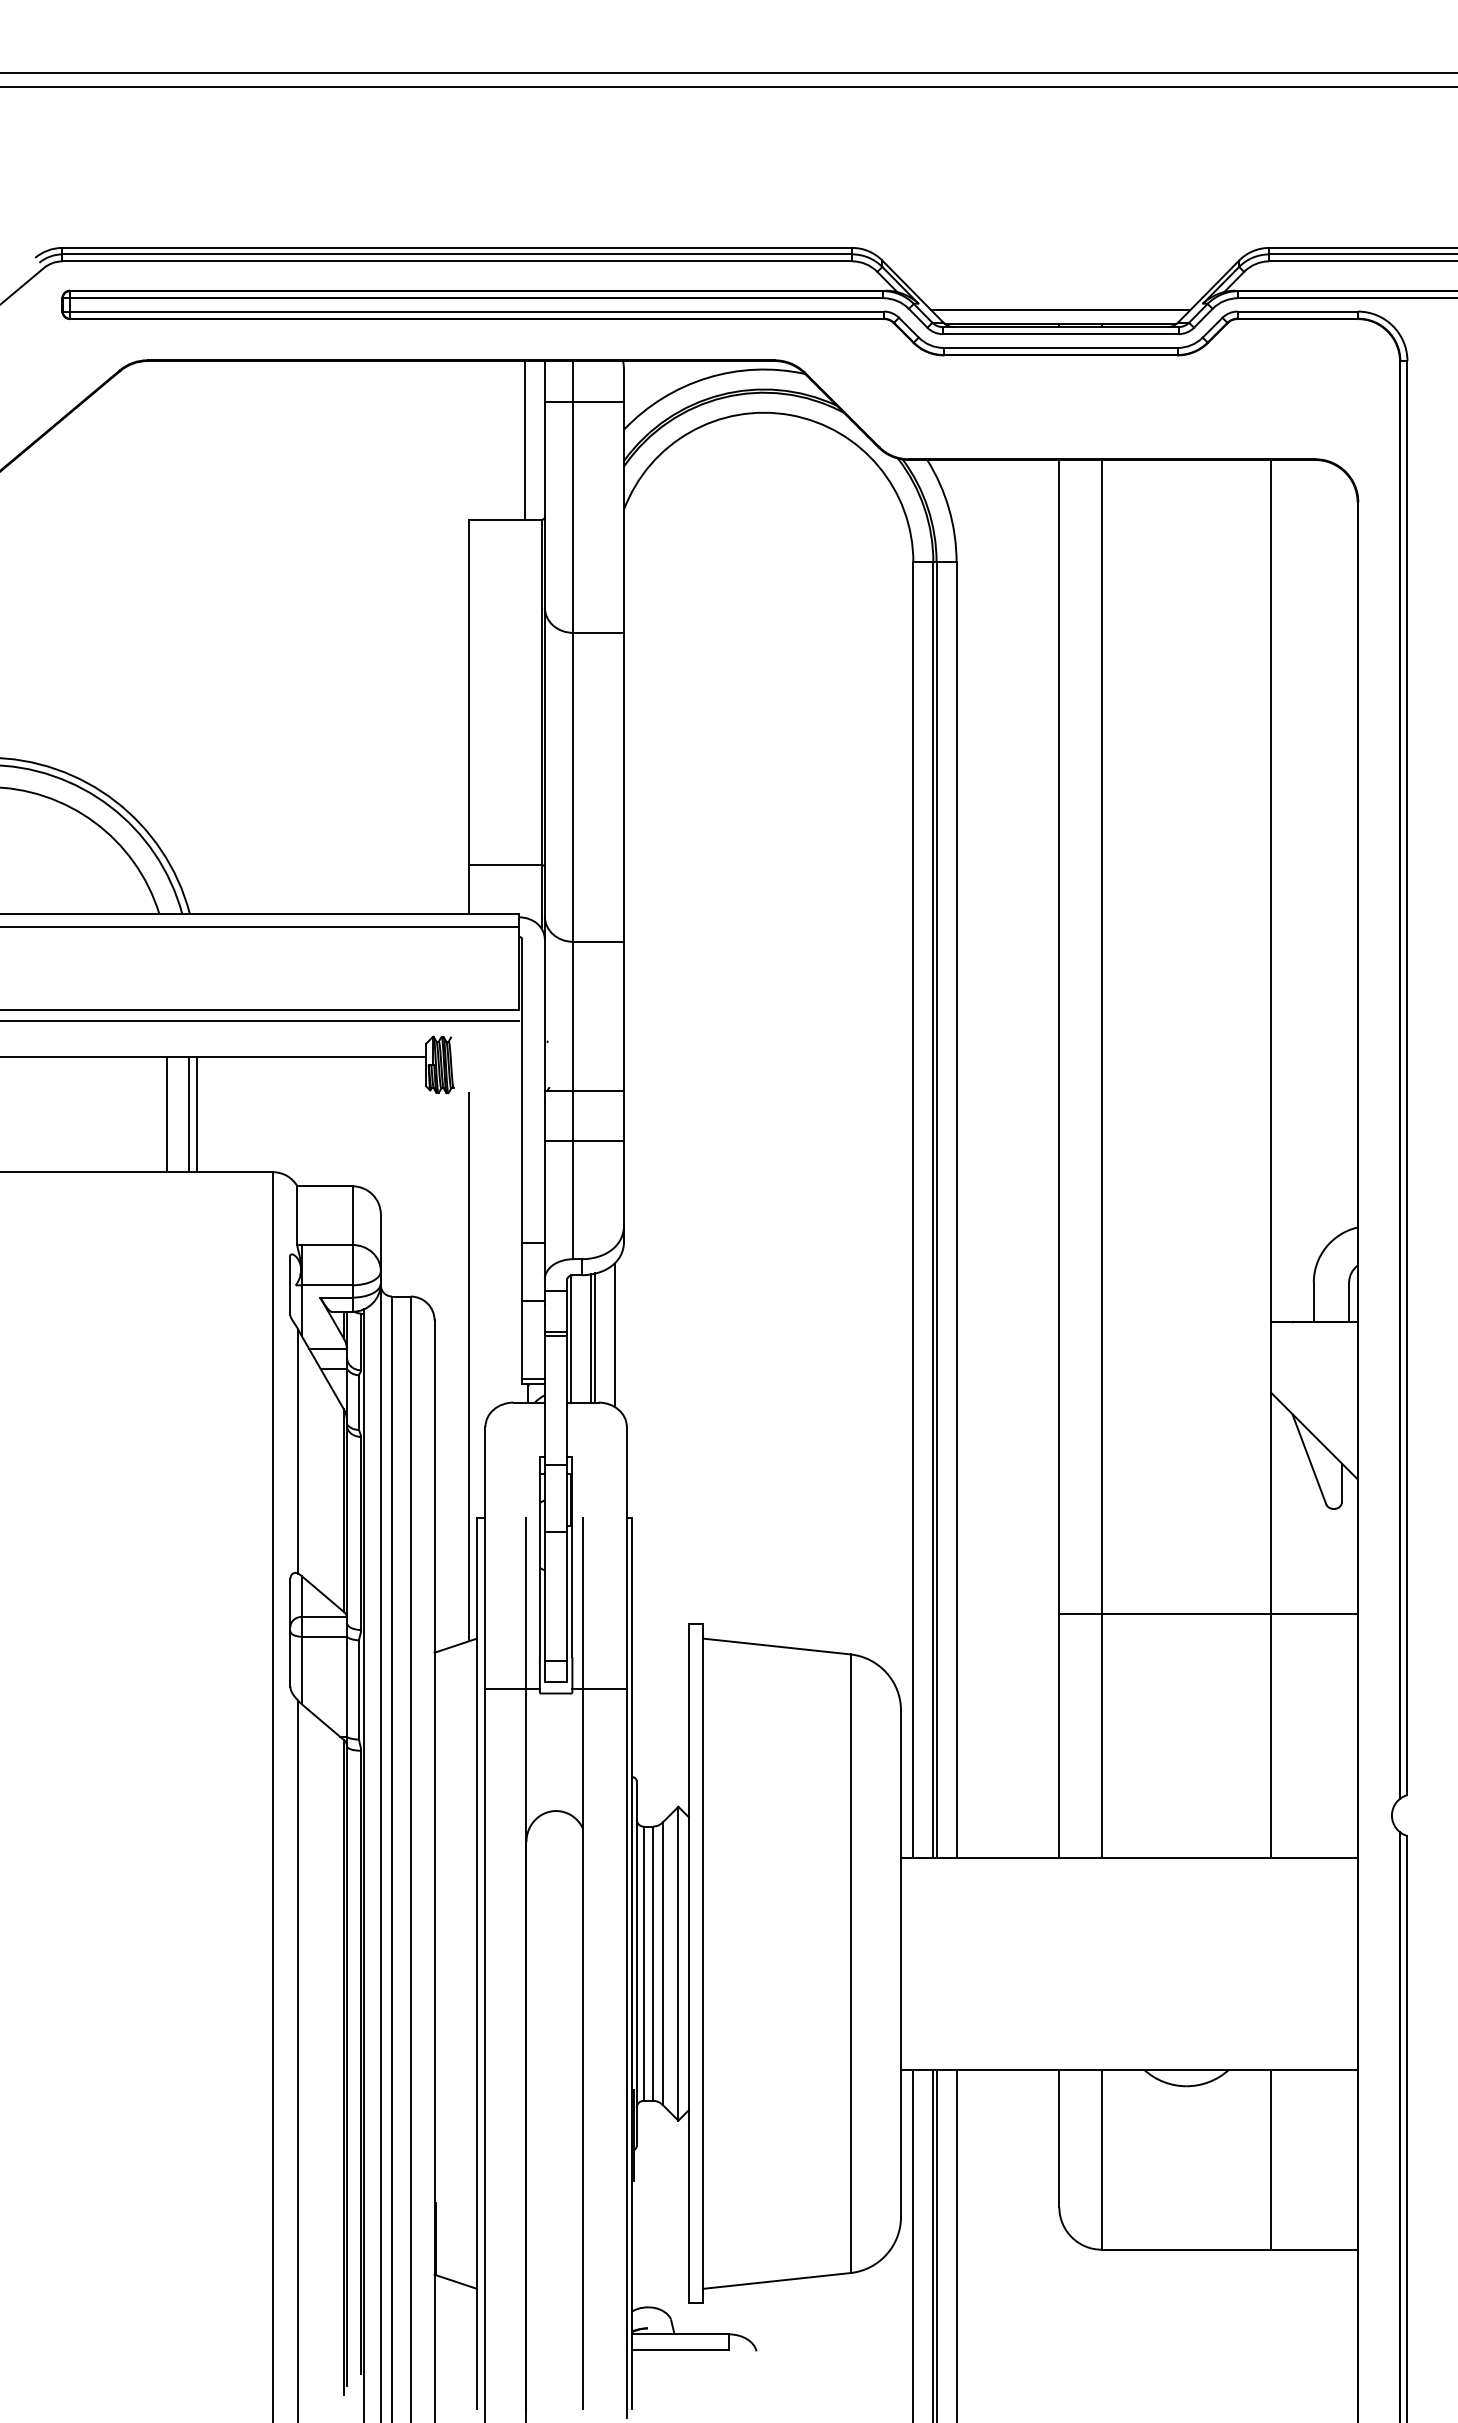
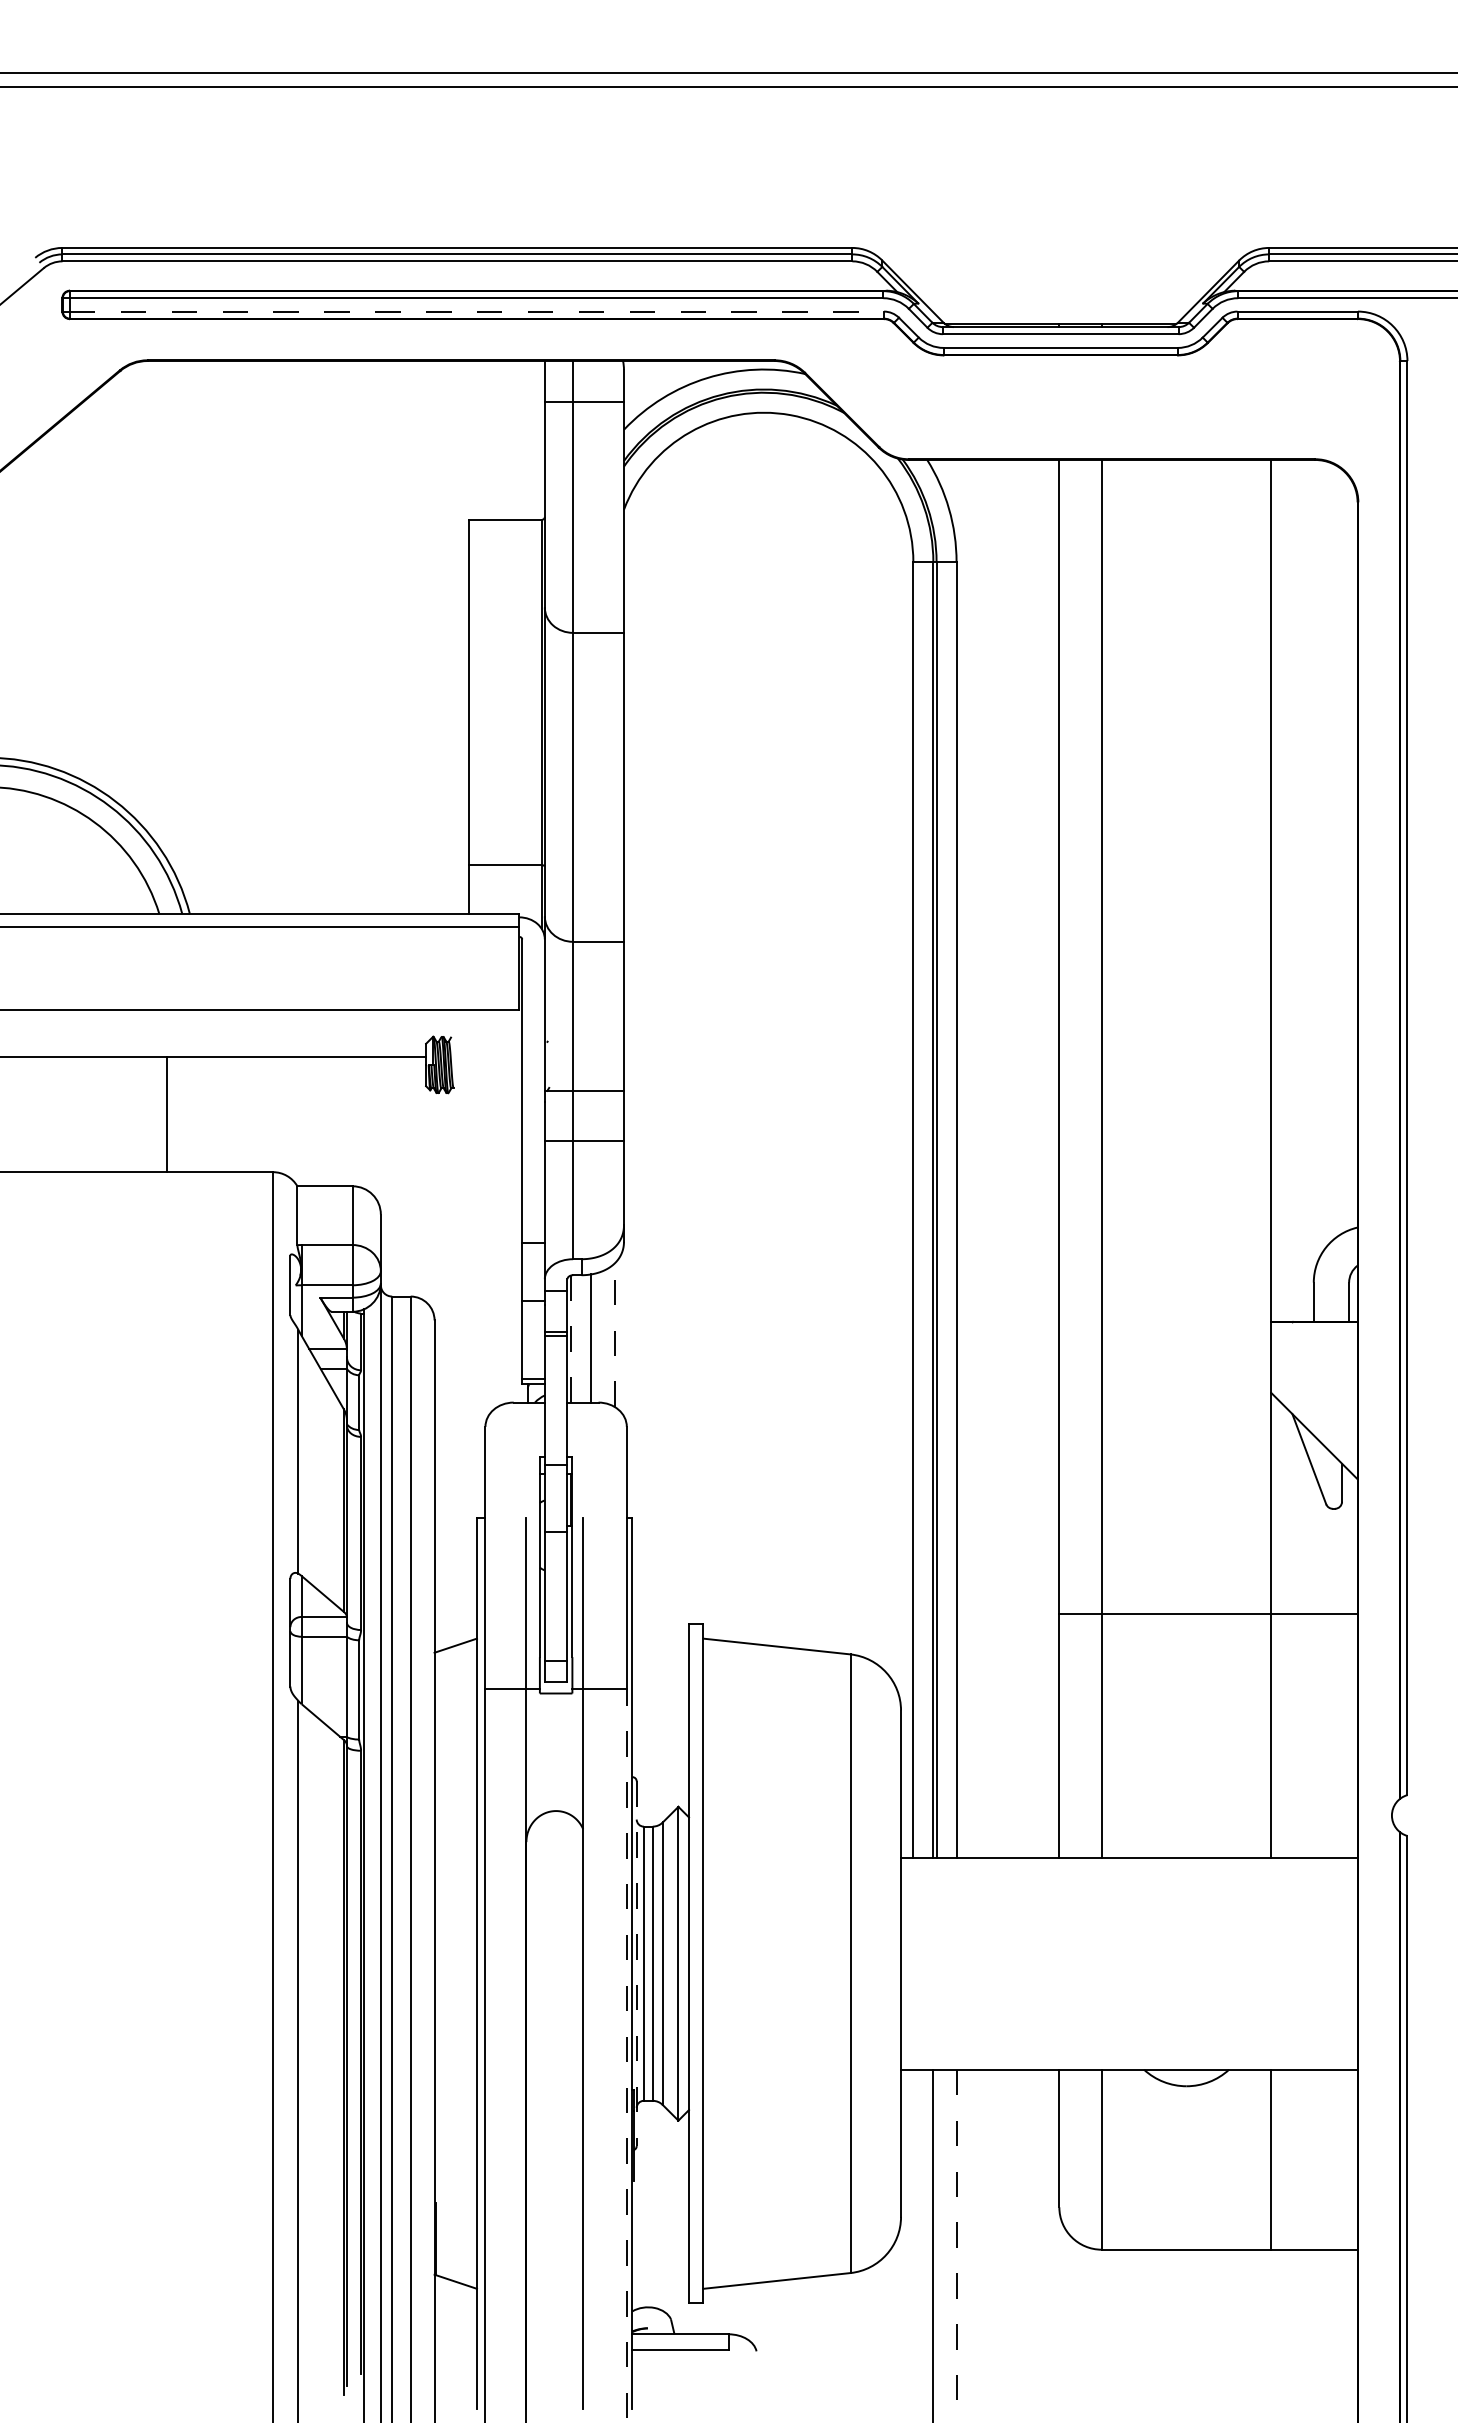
line: present -> none (1060, 310)
line: solid -> dashed (477, 311)
line: present -> none (525, 440)
line: present -> none (260, 1021)
line: present -> none (189, 1114)
line: present -> none (196, 1114)
line: solid -> dashed (614, 1335)
line: present -> none (594, 1337)
line: solid -> dashed (571, 1339)
line: present -> none (468, 1367)
line: solid -> dashed (636, 1964)
line: solid -> dashed (626, 2053)
line: present -> none (913, 2244)
line: present -> none (936, 2244)
line: solid -> dashed (956, 2246)
